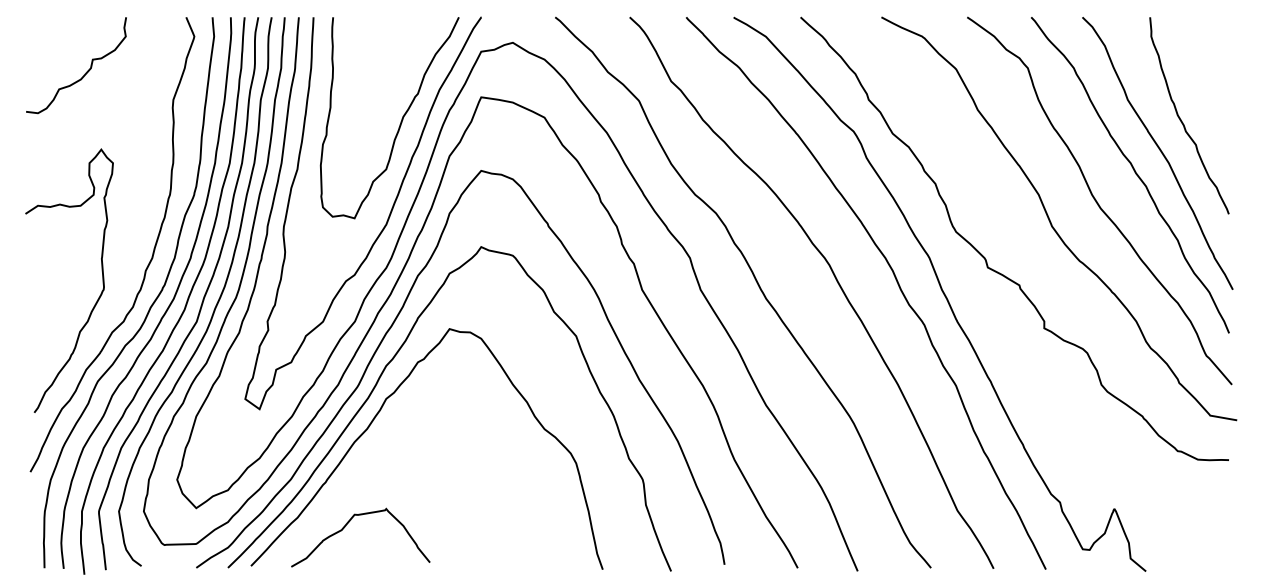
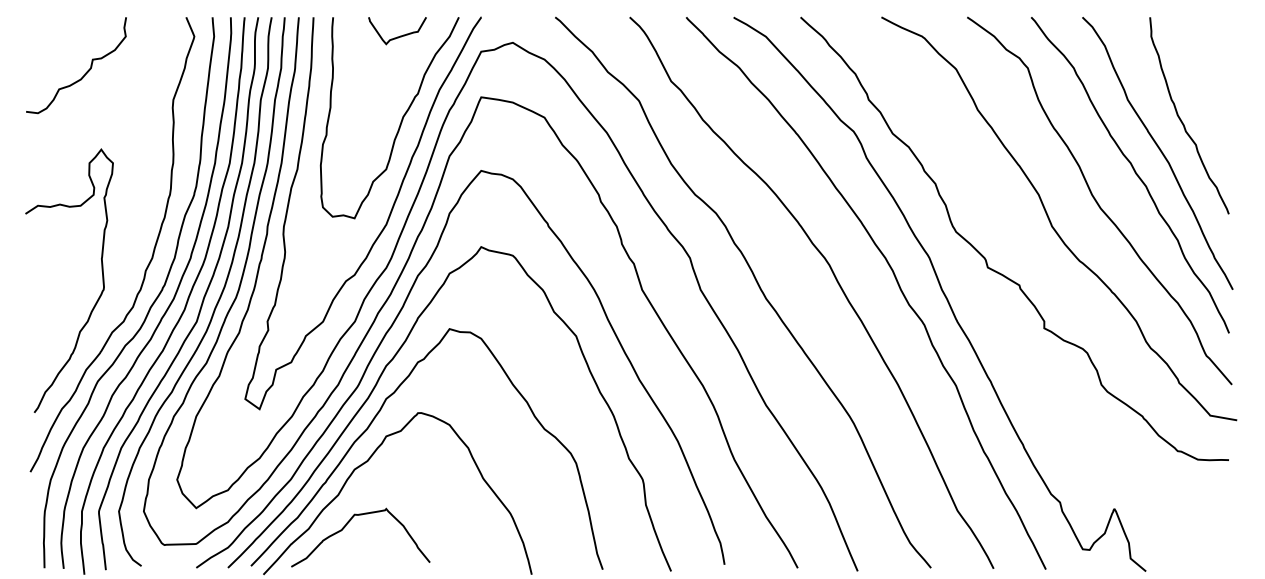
curve: none -> present (400, 35)
curve: none -> present (367, 462)
